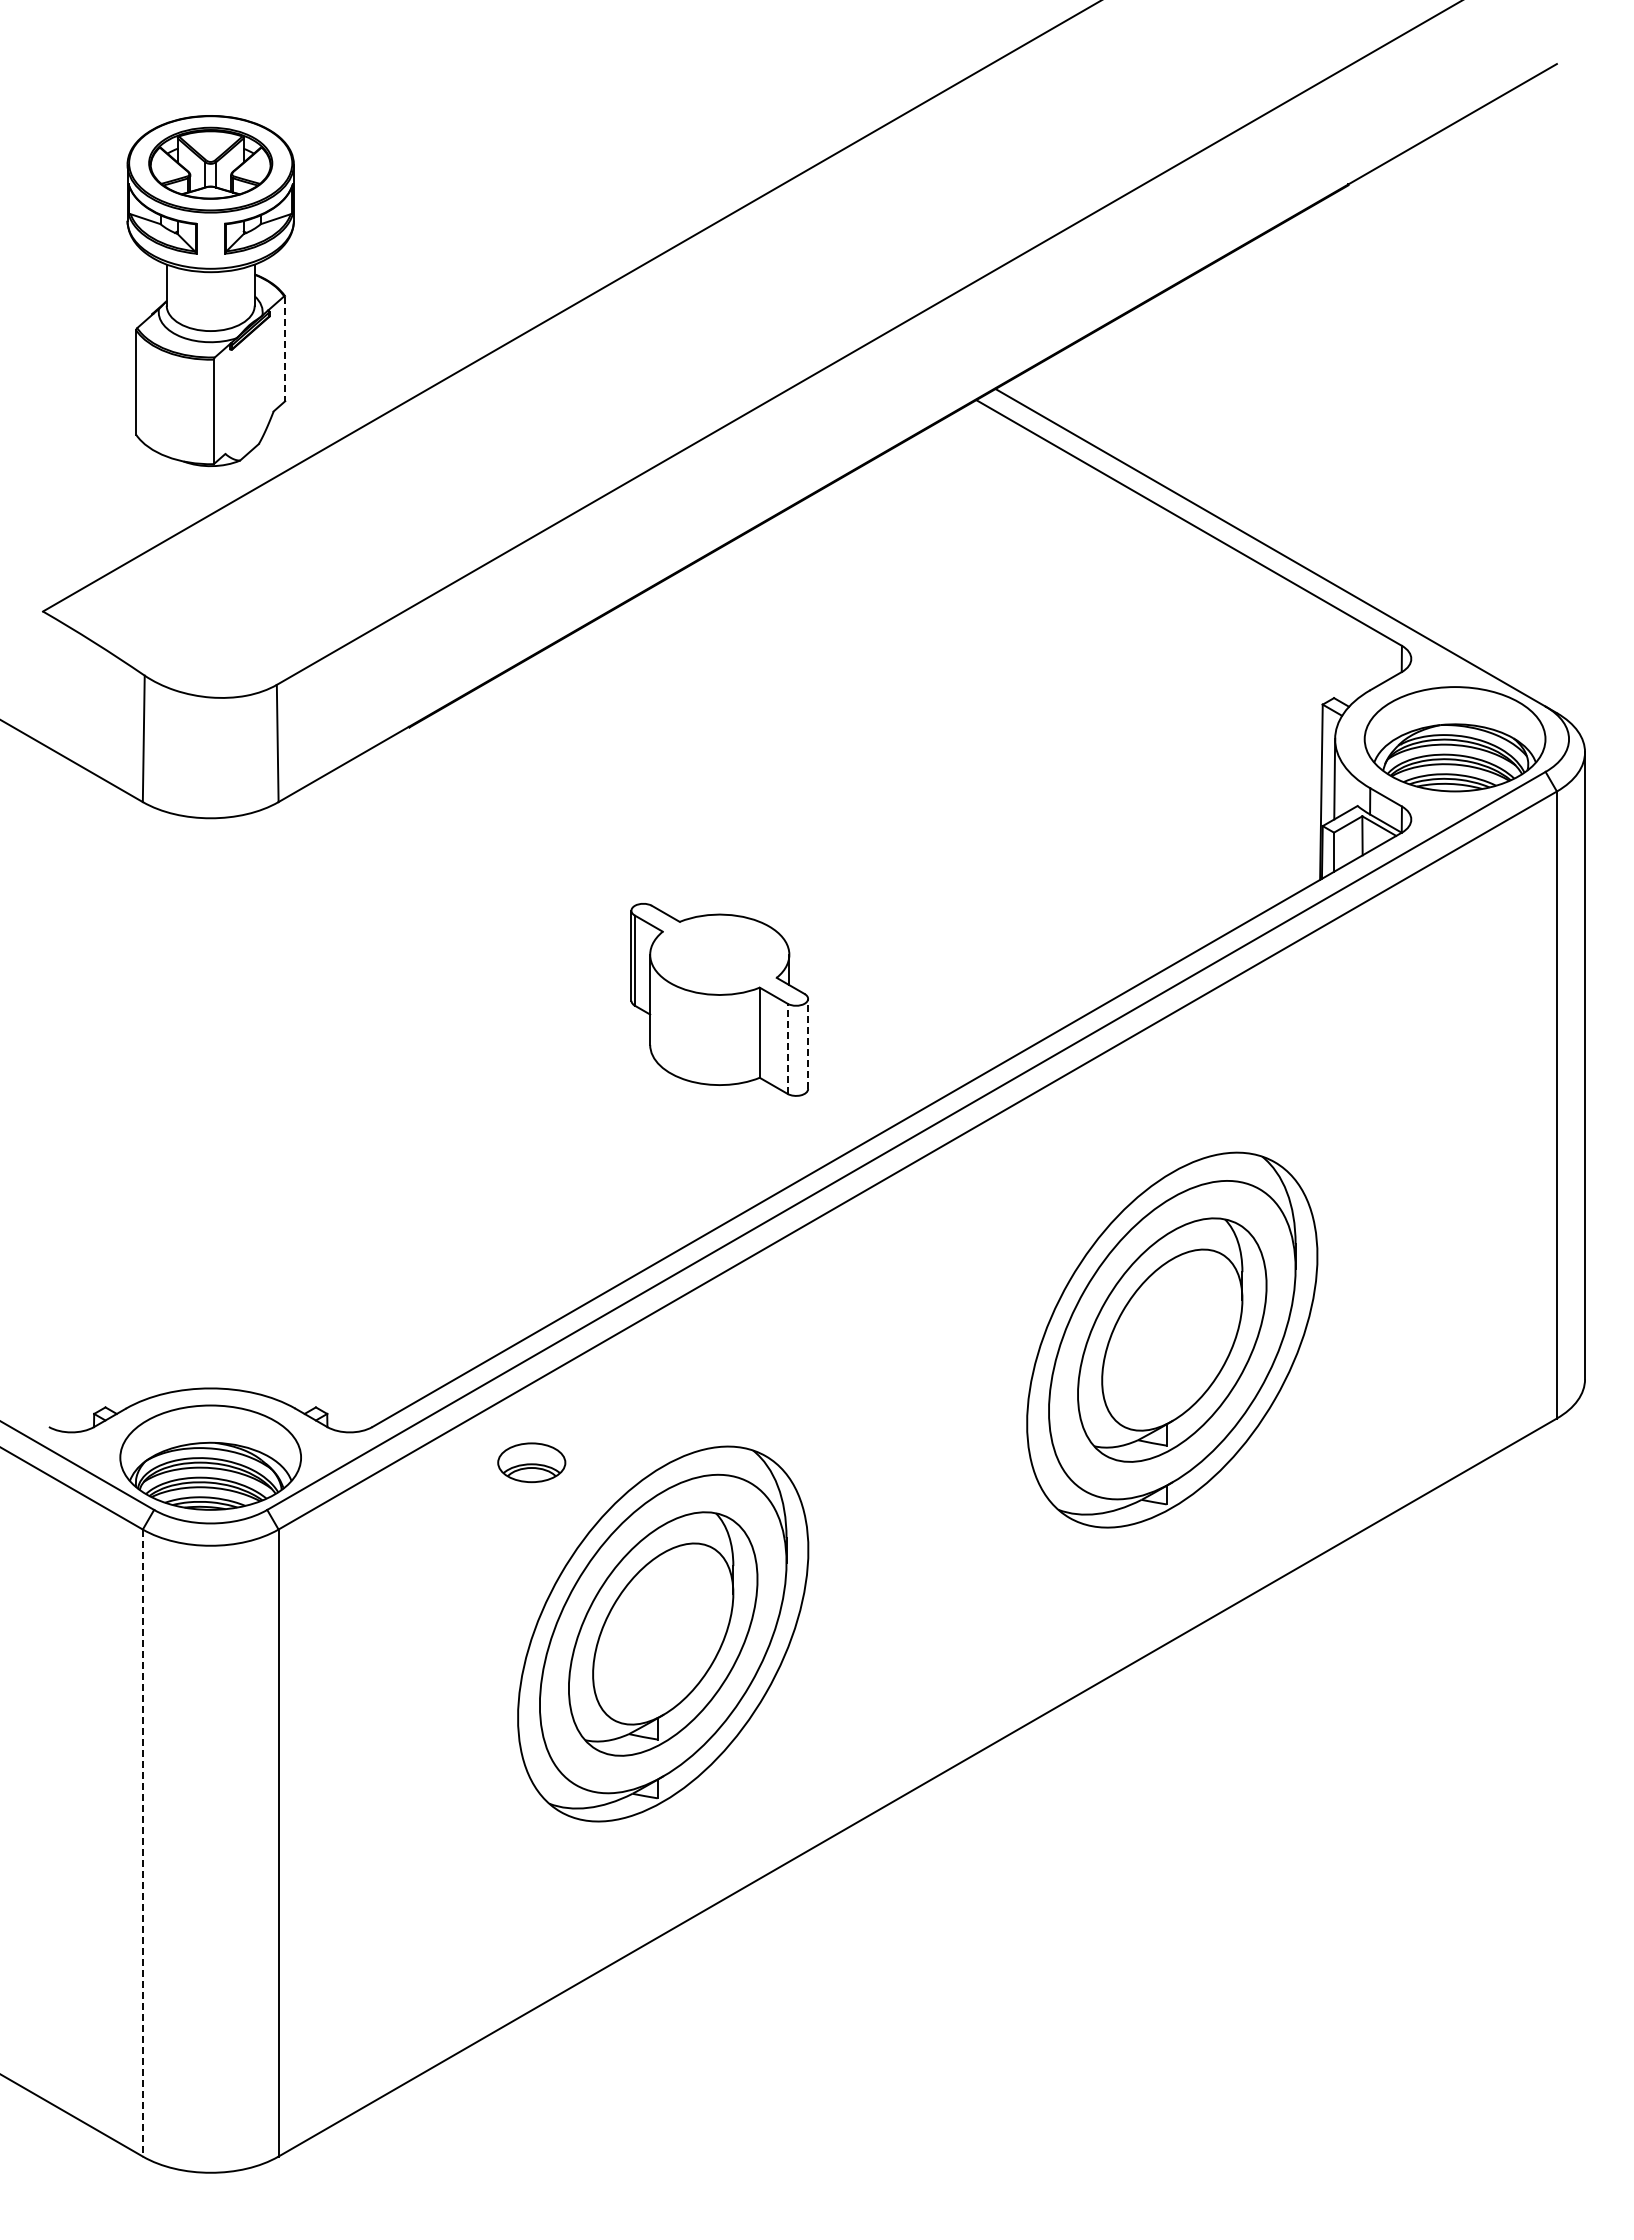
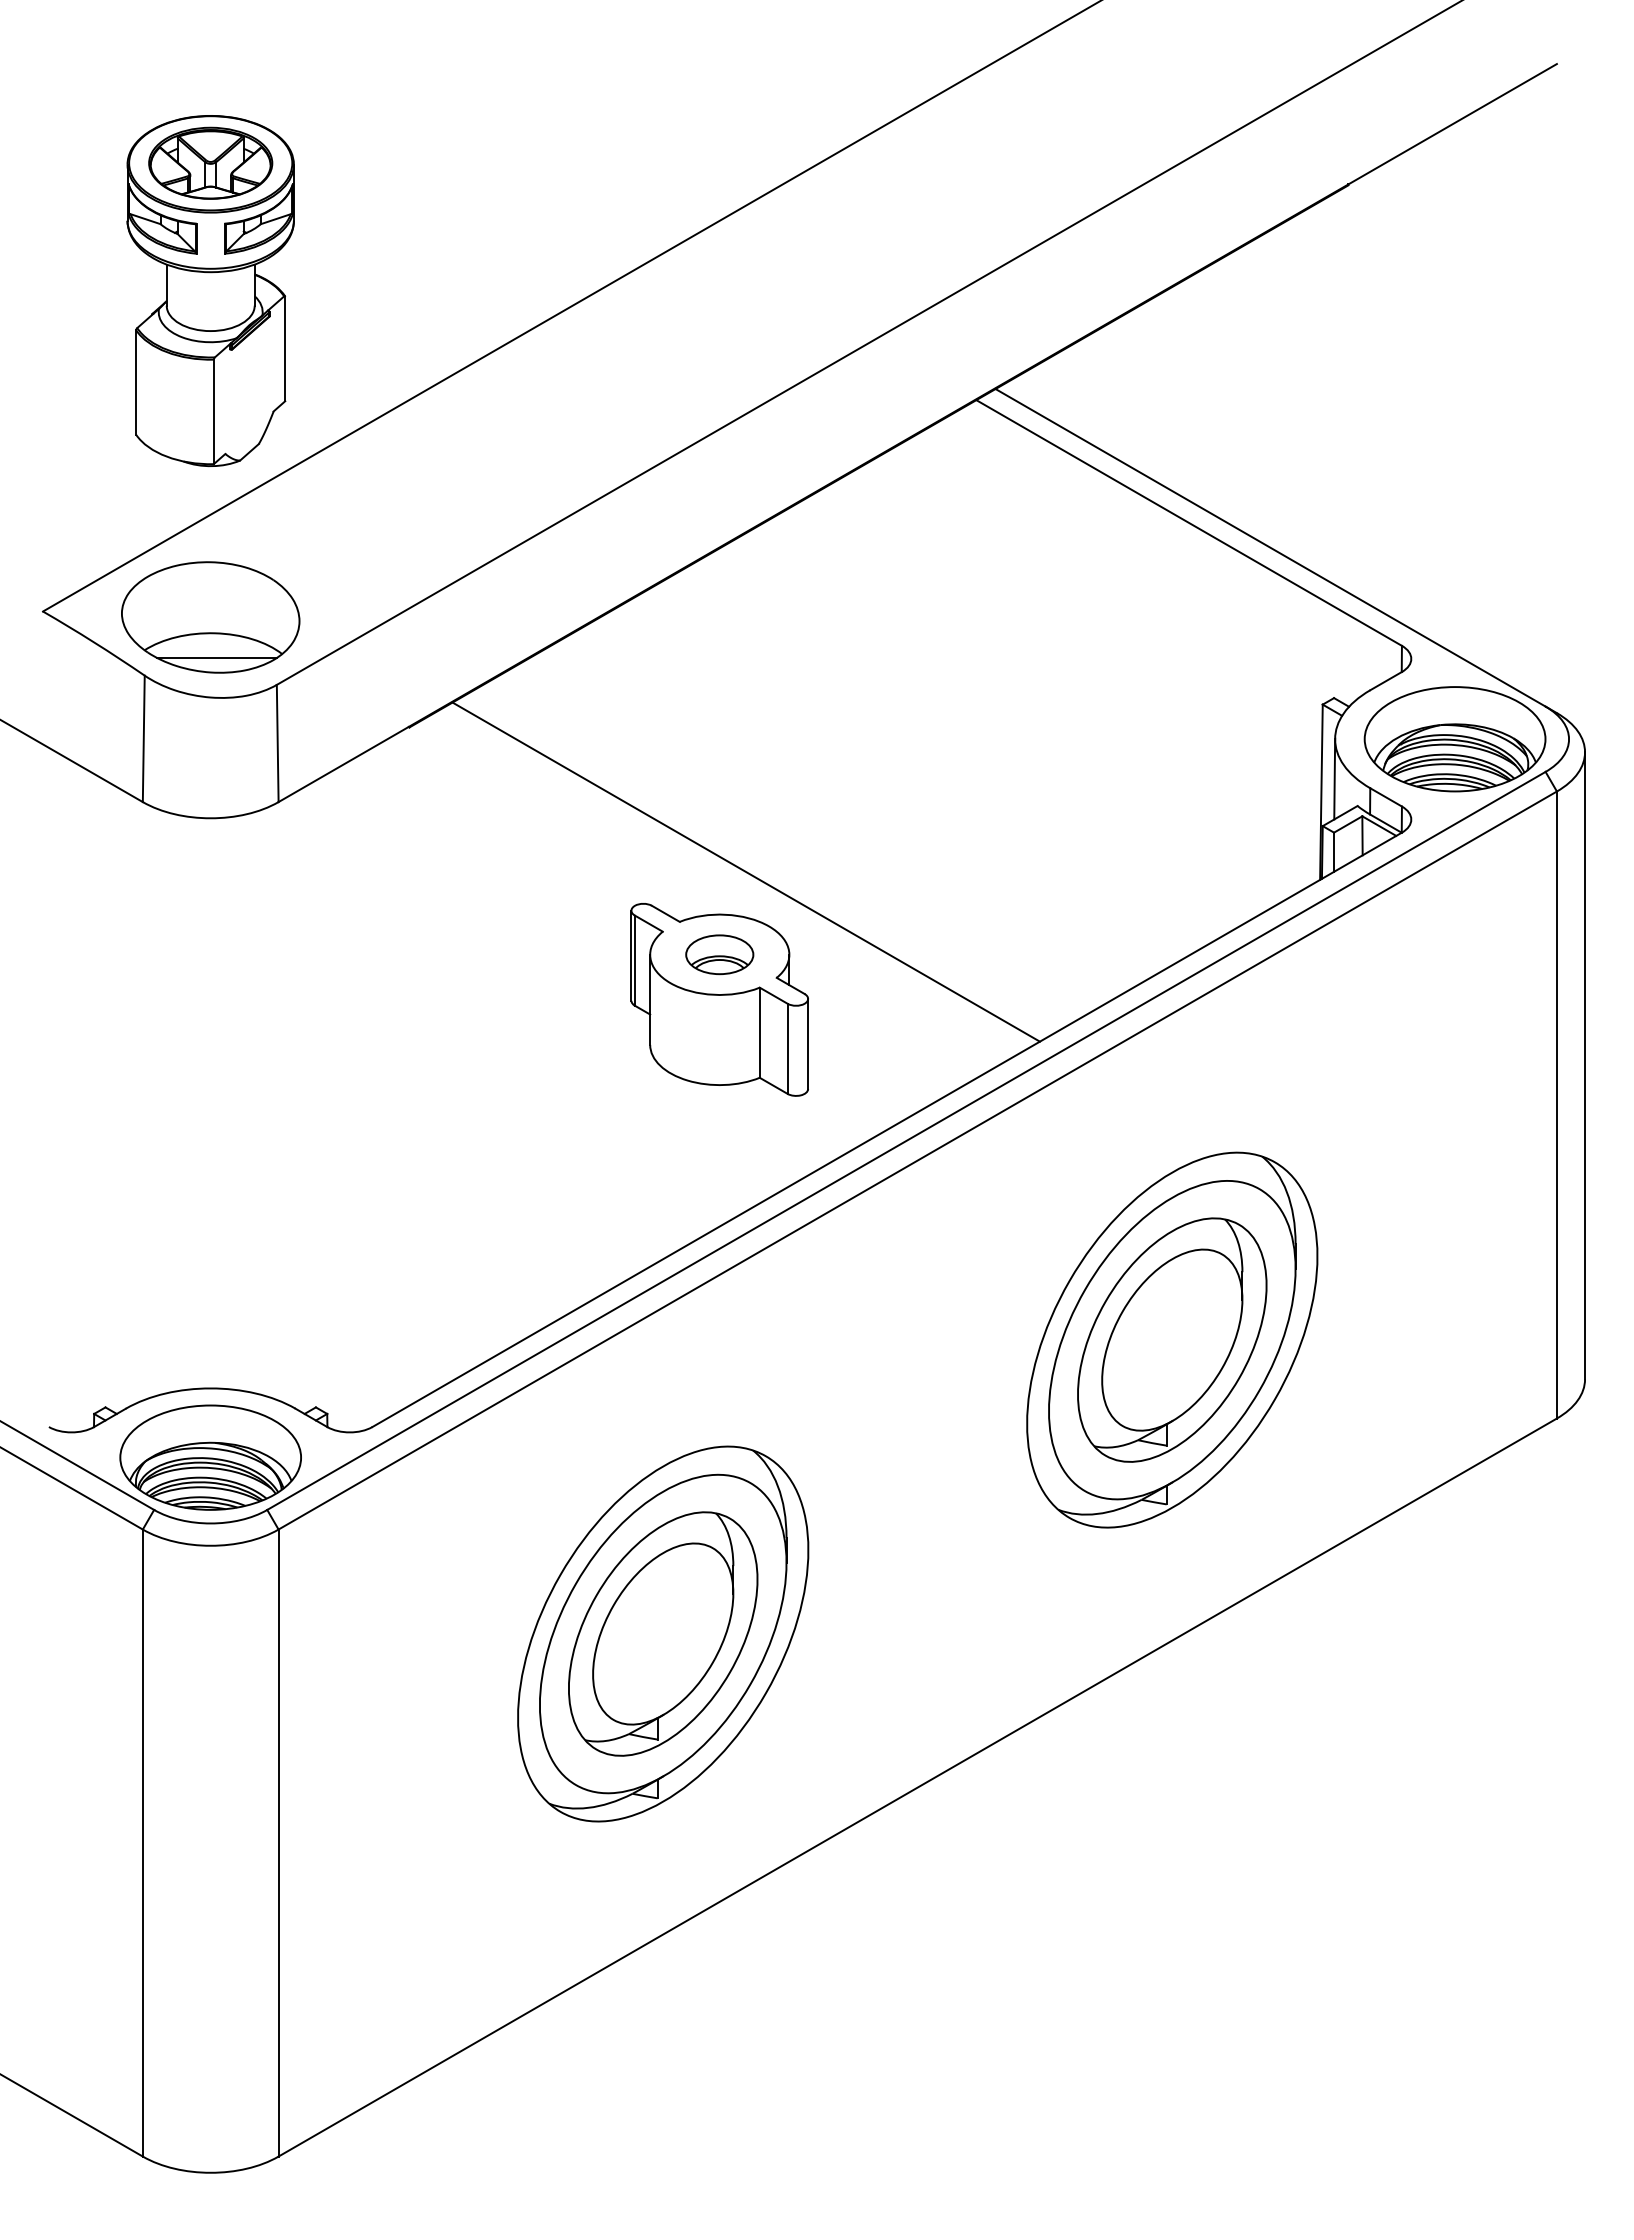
line: dashed -> solid (285, 349)
part: none -> present (210, 617)
line: none -> present (745, 871)
line: dashed -> solid (808, 1043)
line: dashed -> solid (787, 1048)
part position: (531, 1462) -> (719, 954) (719, 954)
line: dashed -> solid (142, 1843)
